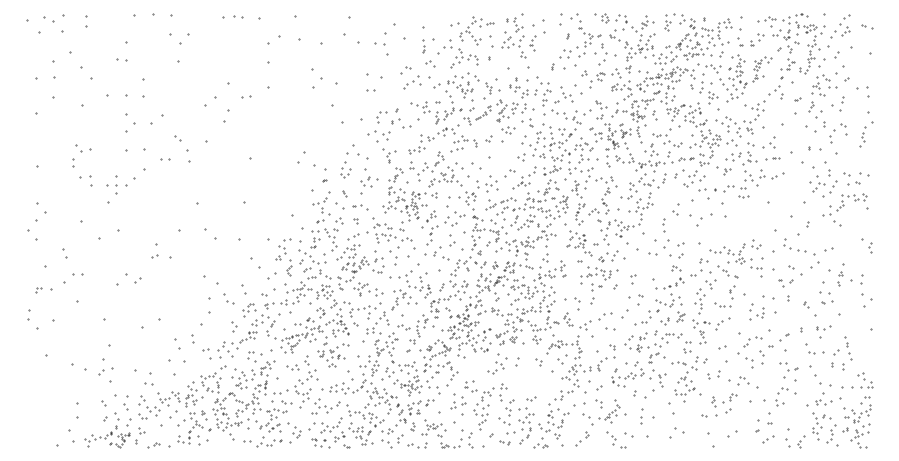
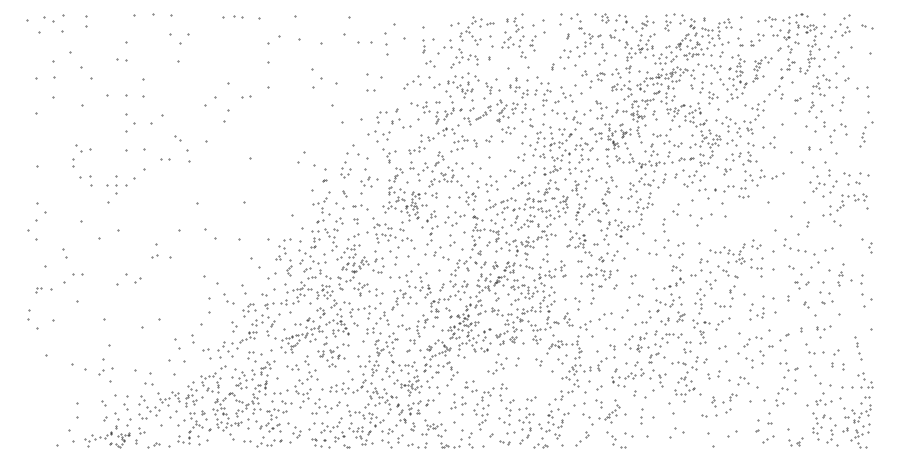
part size: 12x4 px -> 18x5 px (378, 43)
part: present -> none (405, 70)
part: present -> none (772, 158)
part position: (785, 283) -> (801, 285) (801, 285)
part position: (848, 348) -> (858, 348) (858, 348)
part size: 21x14 px -> 16x10 px (795, 441)
